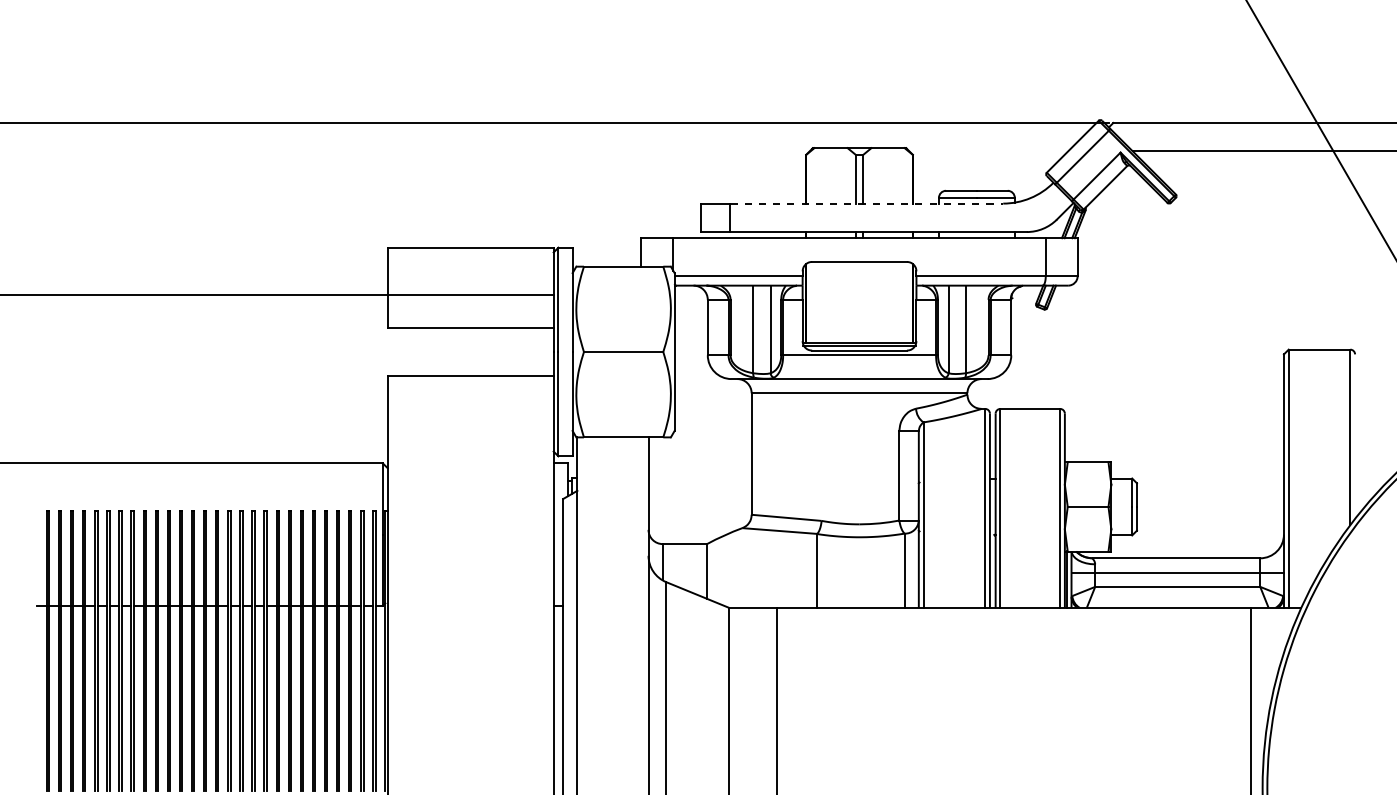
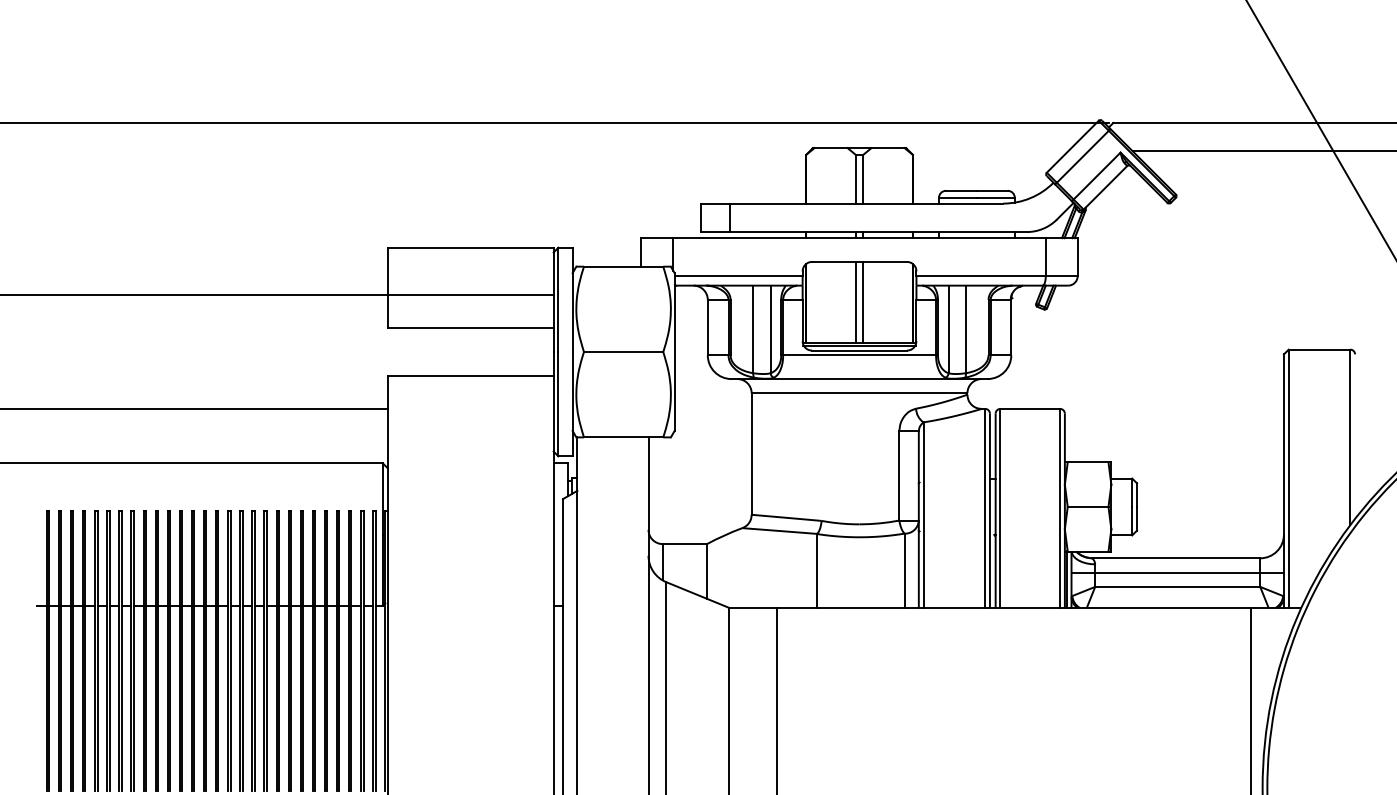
line: dashed -> solid (867, 203)
line: none -> present (855, 302)
line: none -> present (863, 302)
line: none -> present (194, 408)
